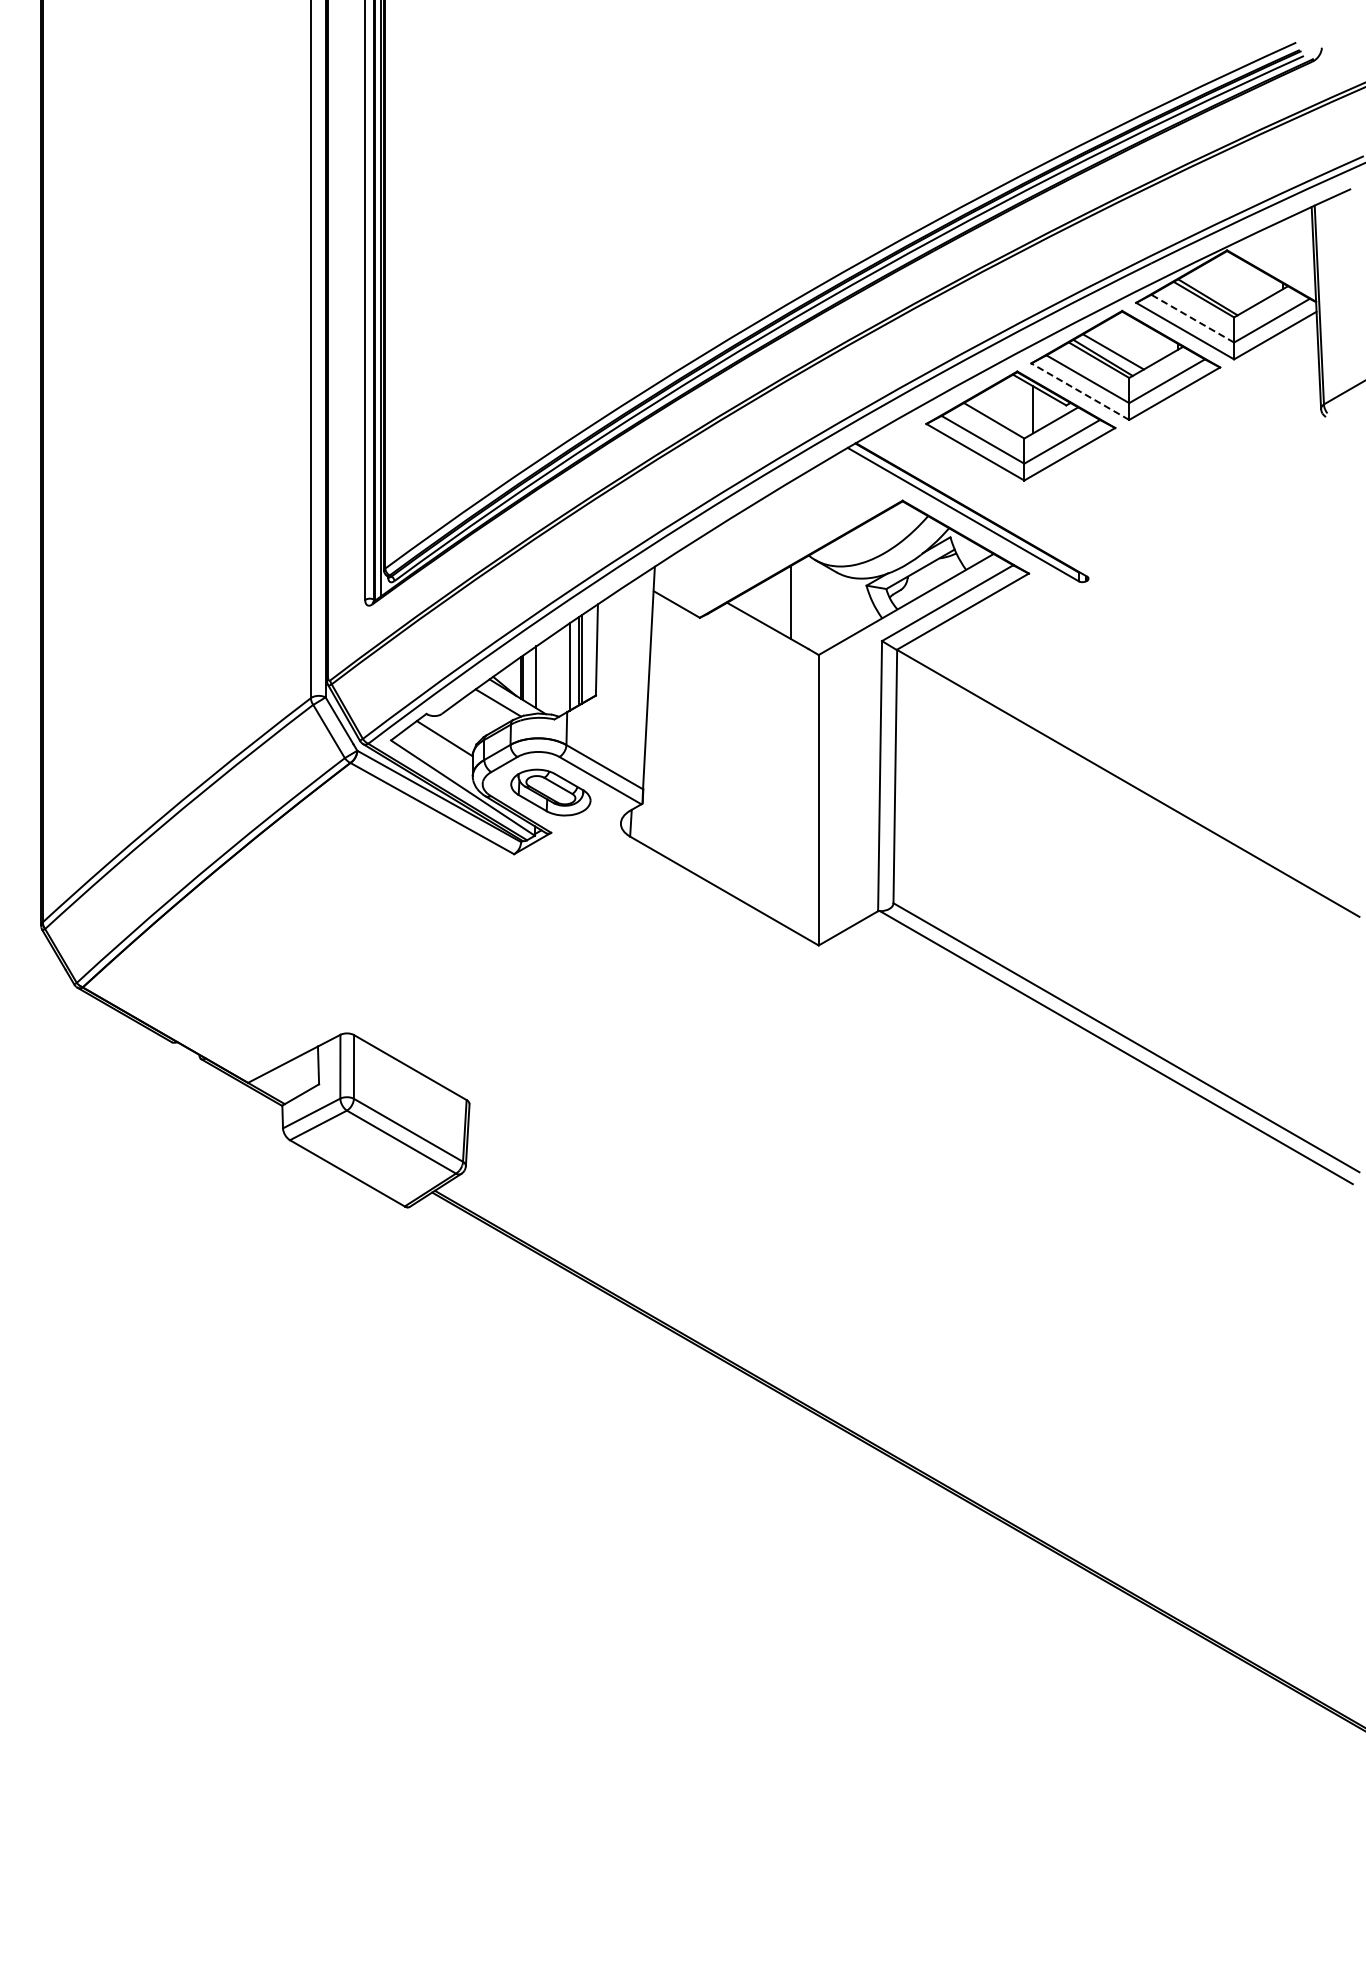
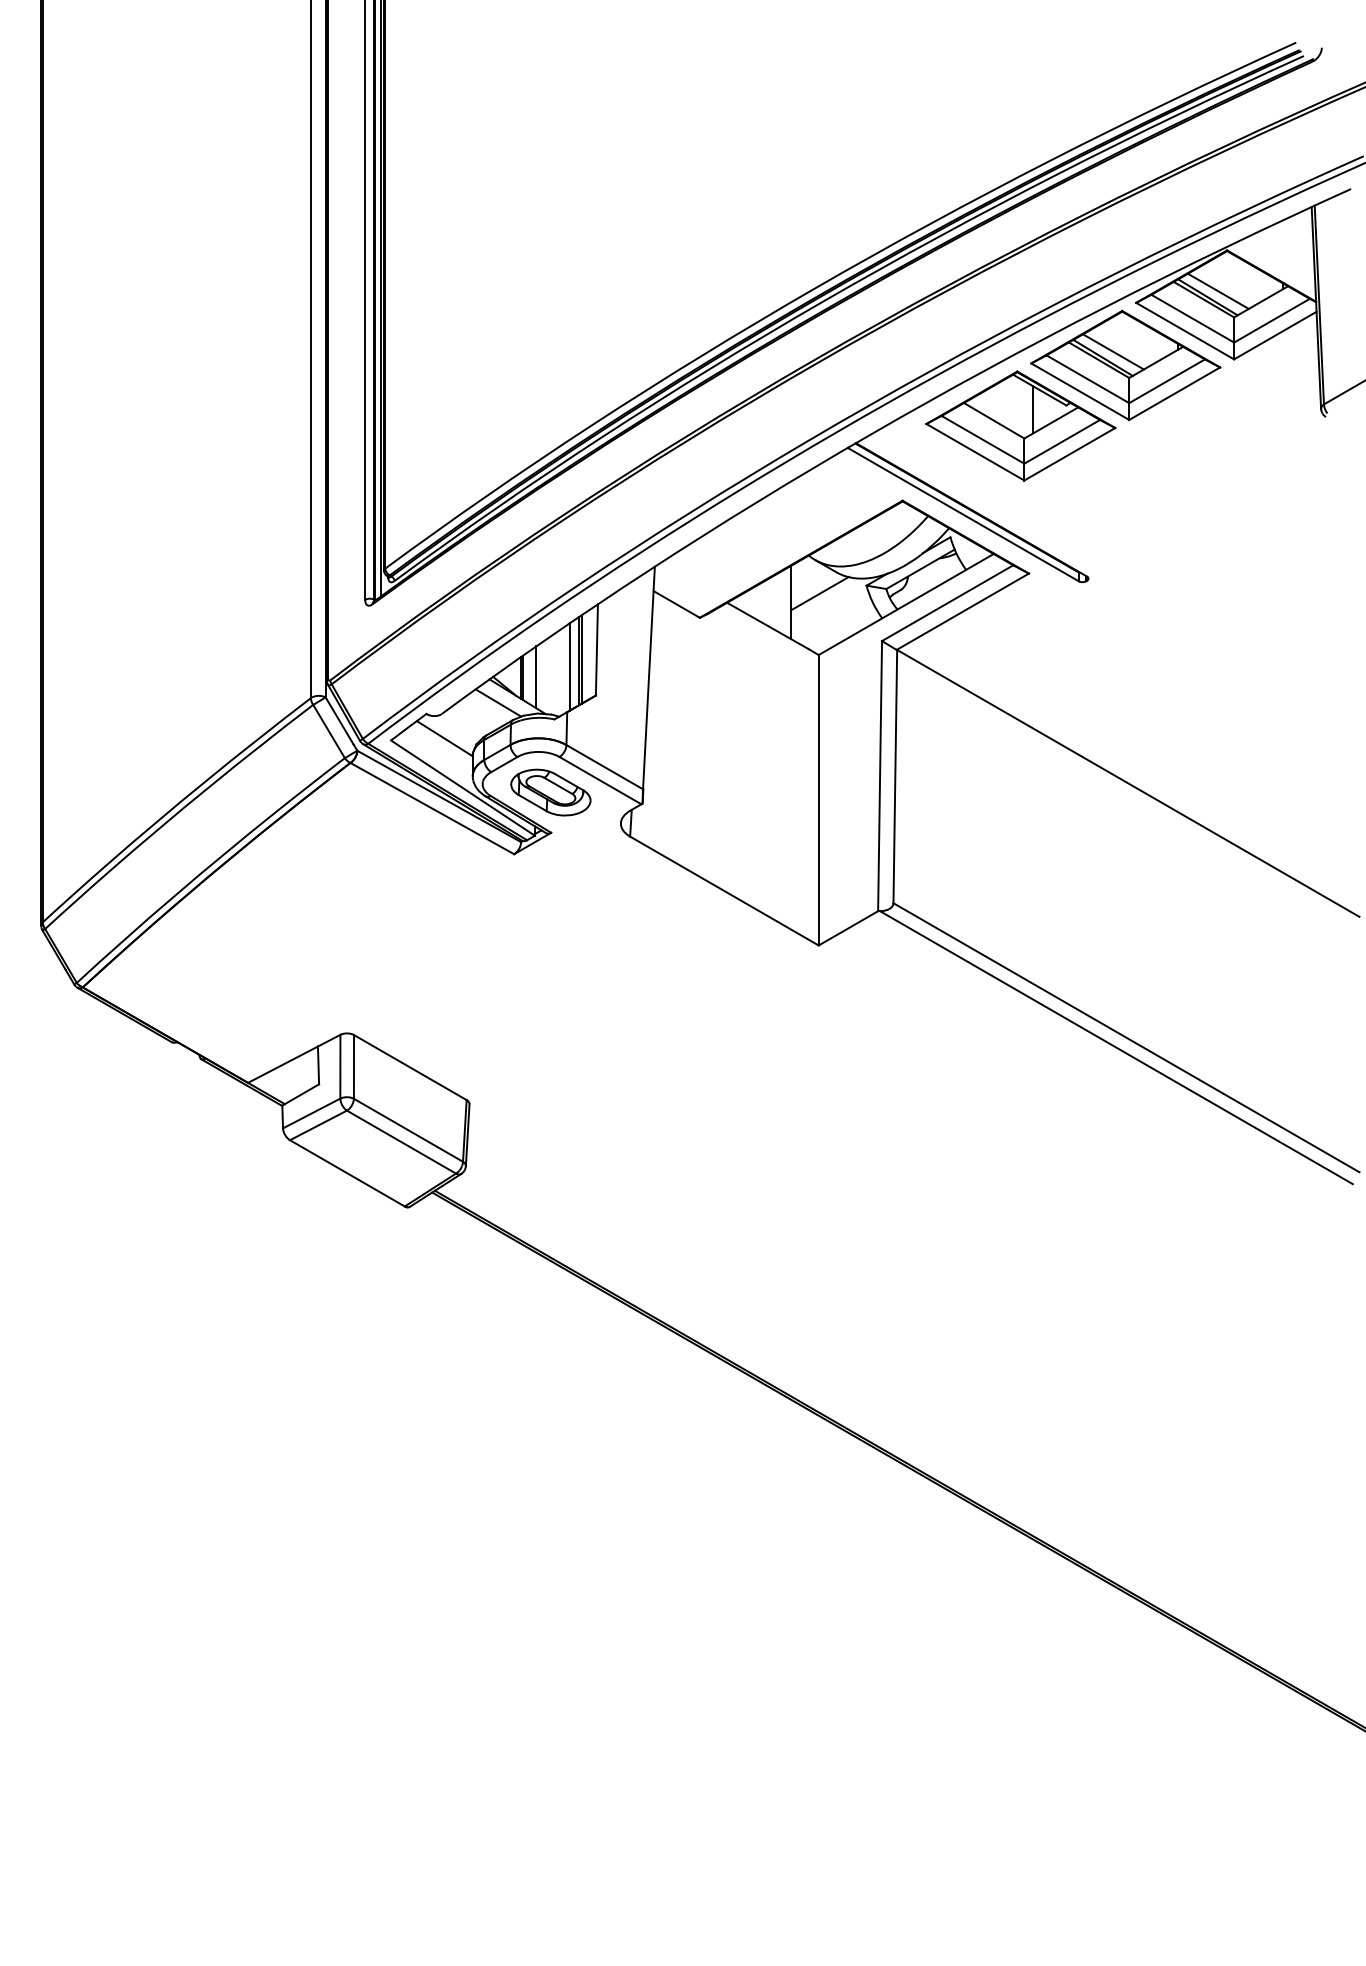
line: none -> present (1217, 290)
line: dashed -> solid (1192, 318)
line: dashed -> solid (1080, 391)
line: none -> present (820, 593)
